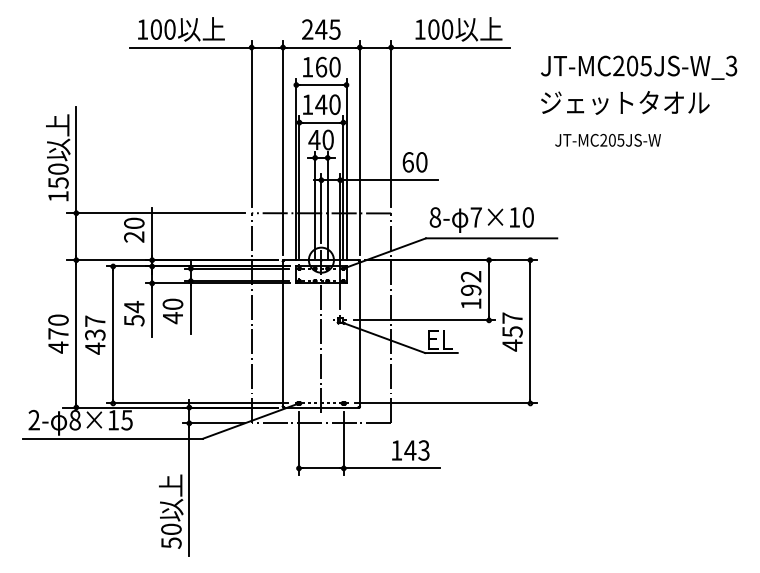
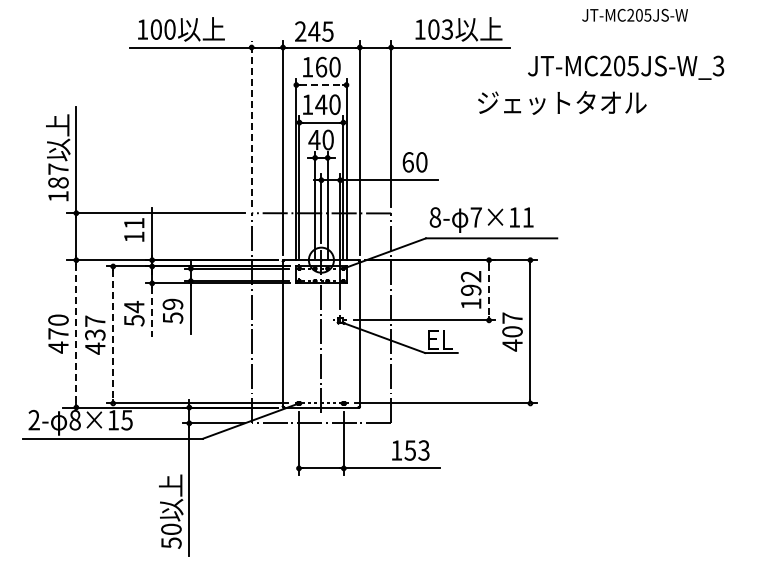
text position: (321, 29) -> (314, 31) (314, 31)
text: 100 -> 103 (447, 29)
text position: (639, 67) -> (626, 67) (626, 67)
line: solid -> dashed (321, 85)
text position: (625, 102) -> (562, 102) (562, 102)
line: solid -> dashed (251, 124)
text position: (607, 139) -> (634, 14) (634, 14)
text: 150 -> 187 (58, 175)
text: 7×10 -> 7×11 (527, 217)
text: 20 -> 11 (134, 229)
line: solid -> dashed (489, 290)
line: solid -> dashed (152, 311)
text: 40 -> 59 (172, 311)
text: 457 -> 407 (512, 331)
line: solid -> dashed (76, 333)
line: solid -> dashed (113, 334)
text: 143 -> 153 (410, 450)
